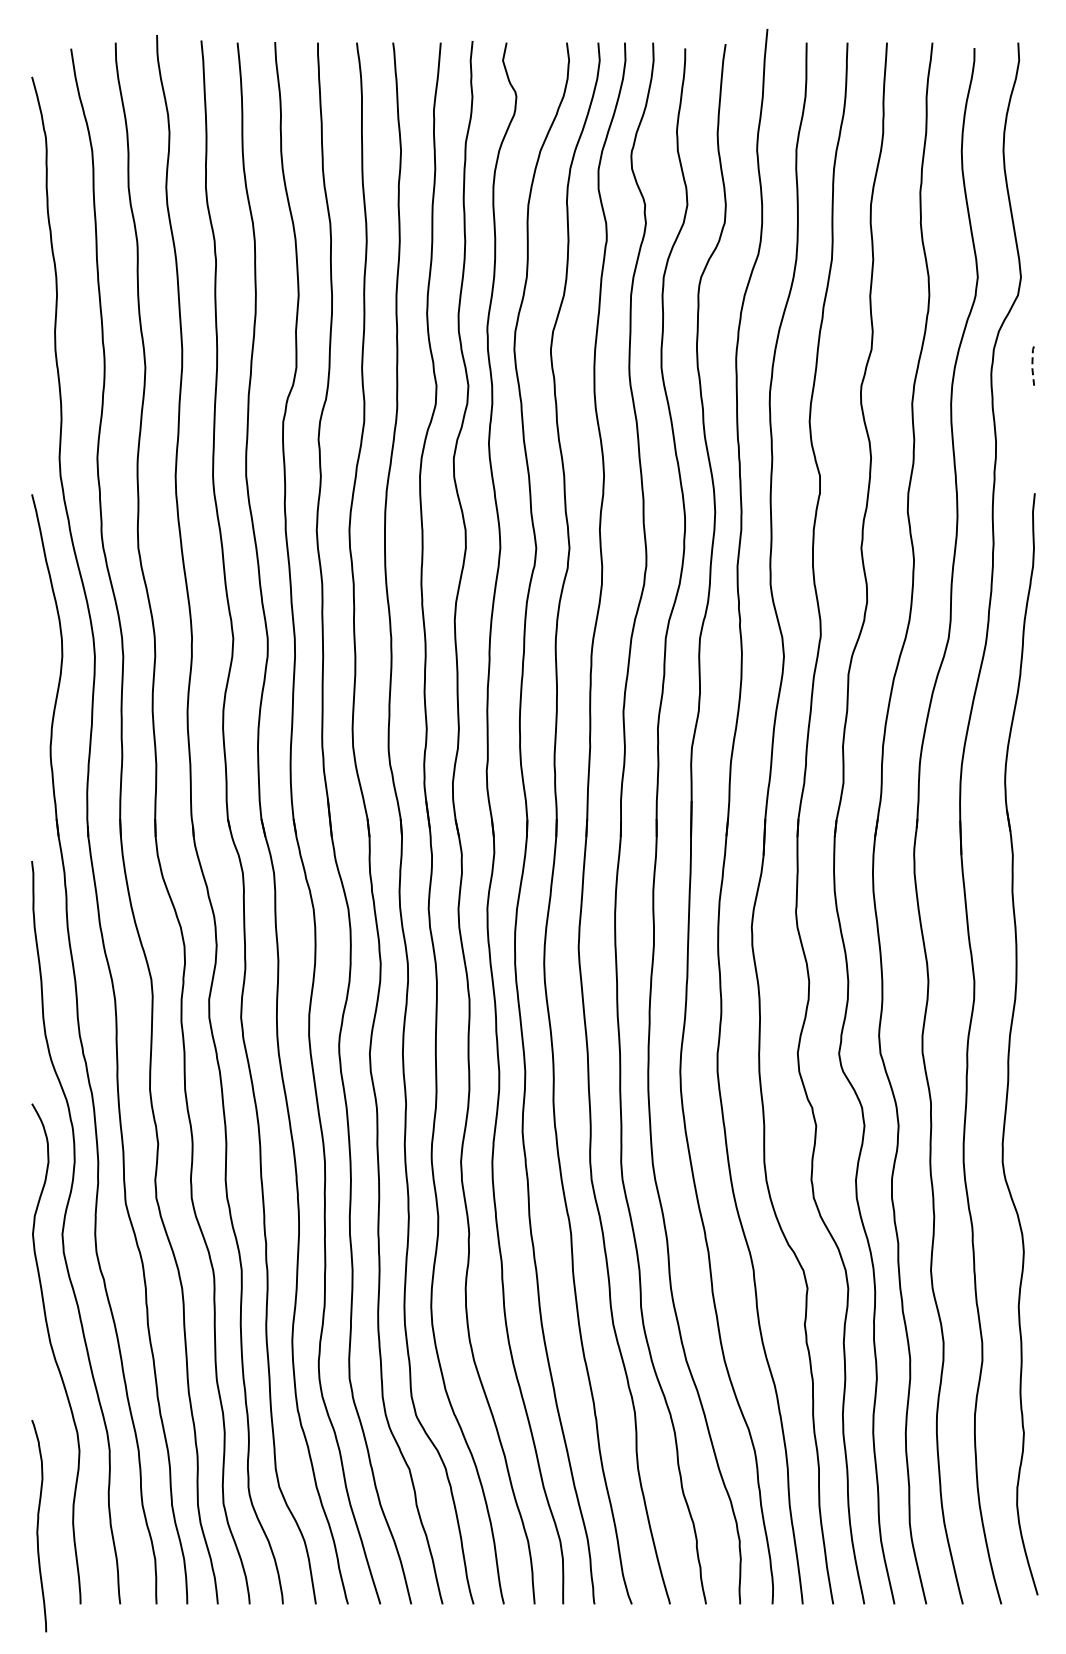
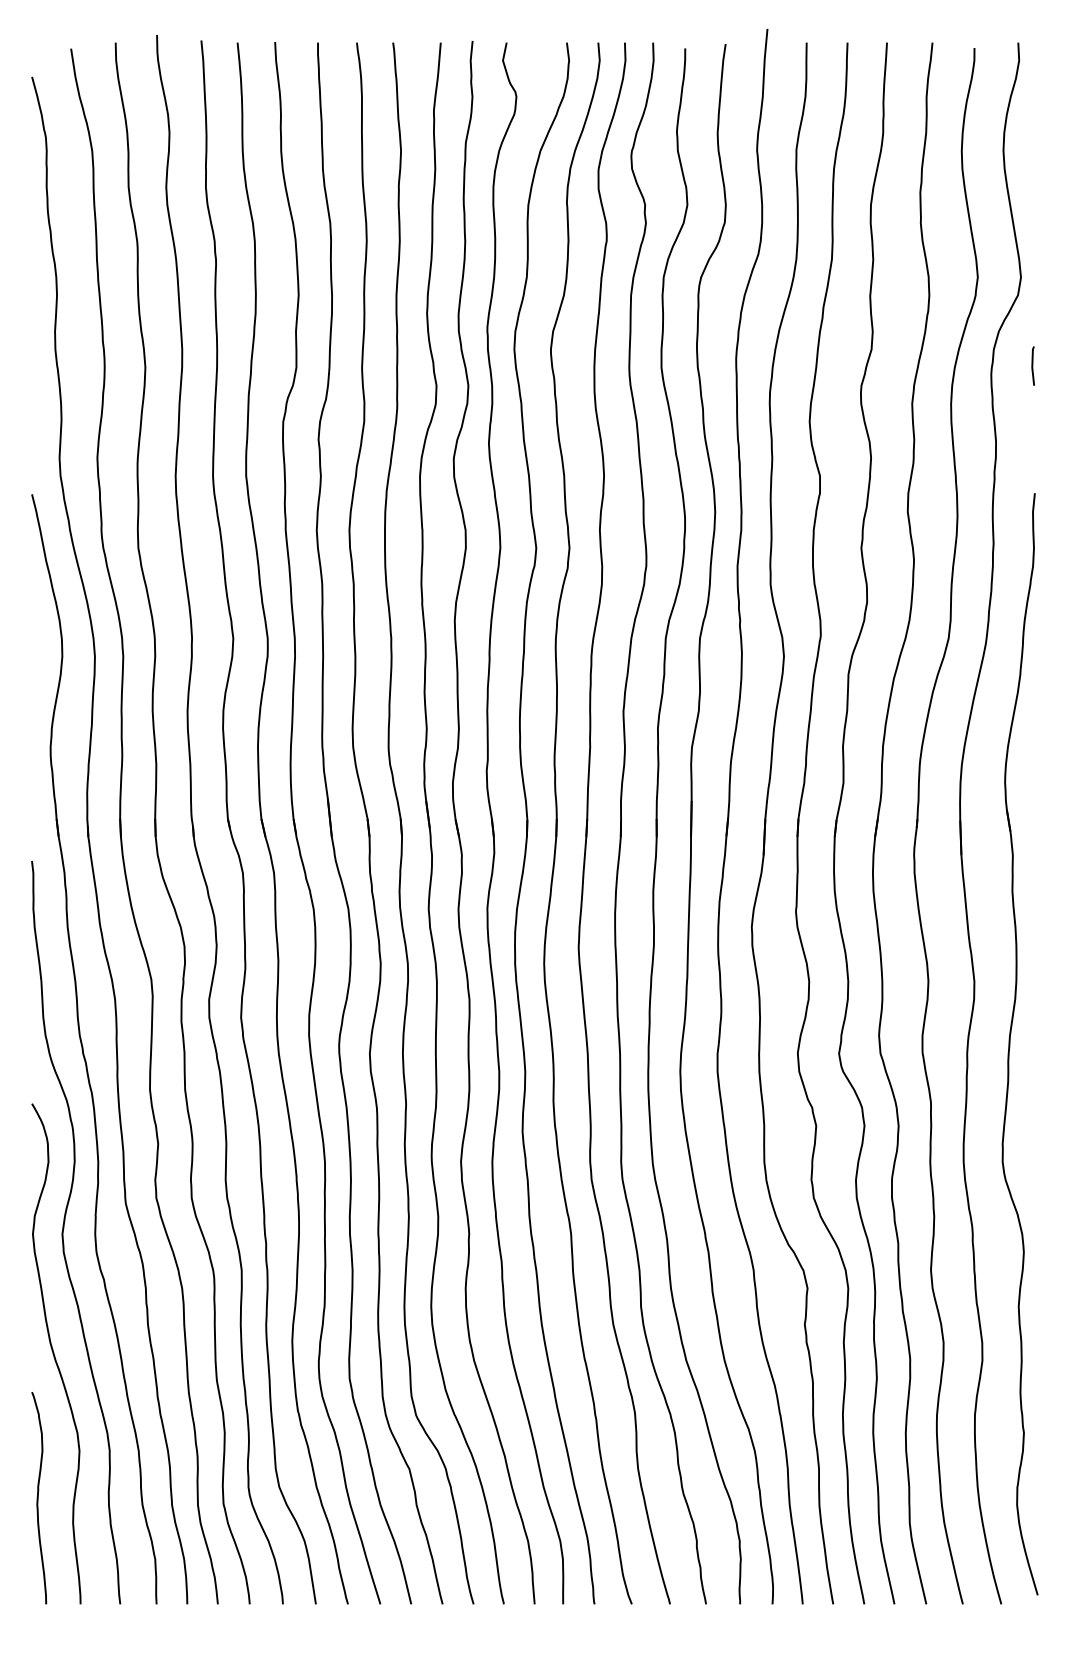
line: dashed -> solid (1032, 365)
curve position: (38, 1526) -> (38, 1498) (38, 1498)
